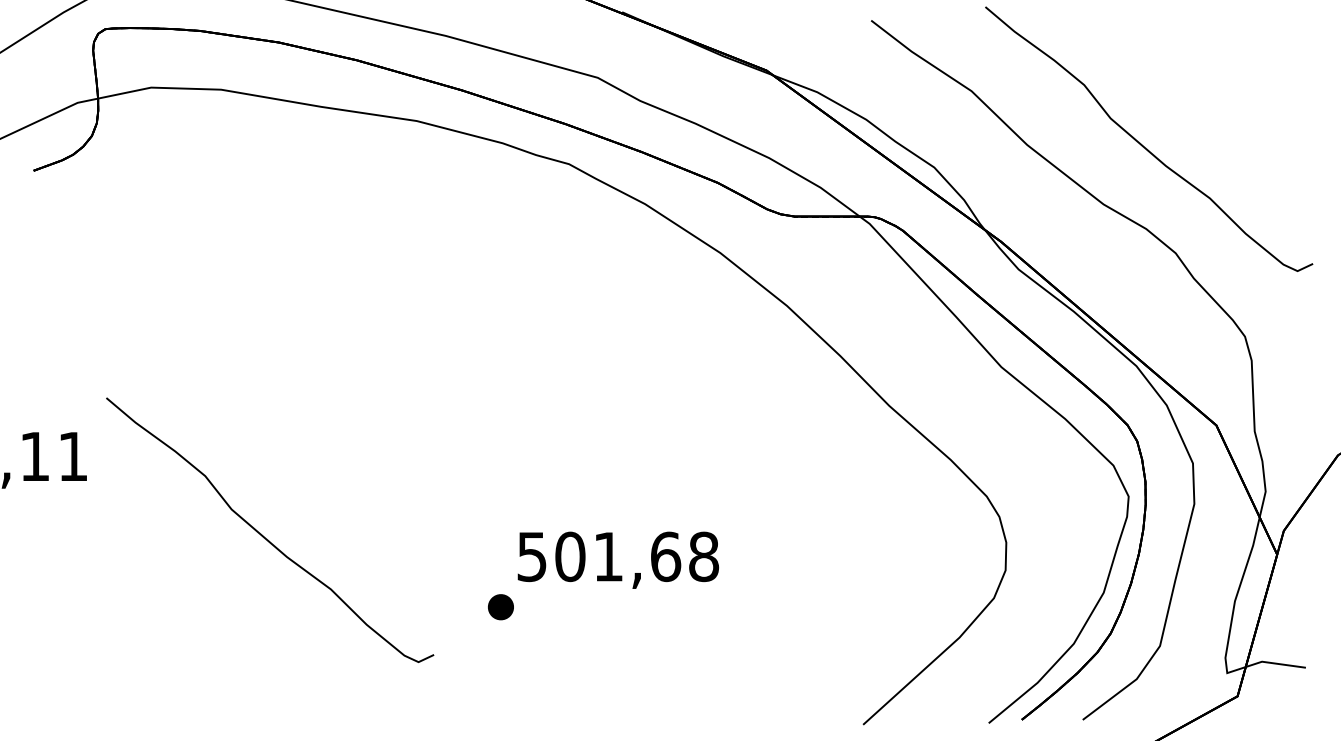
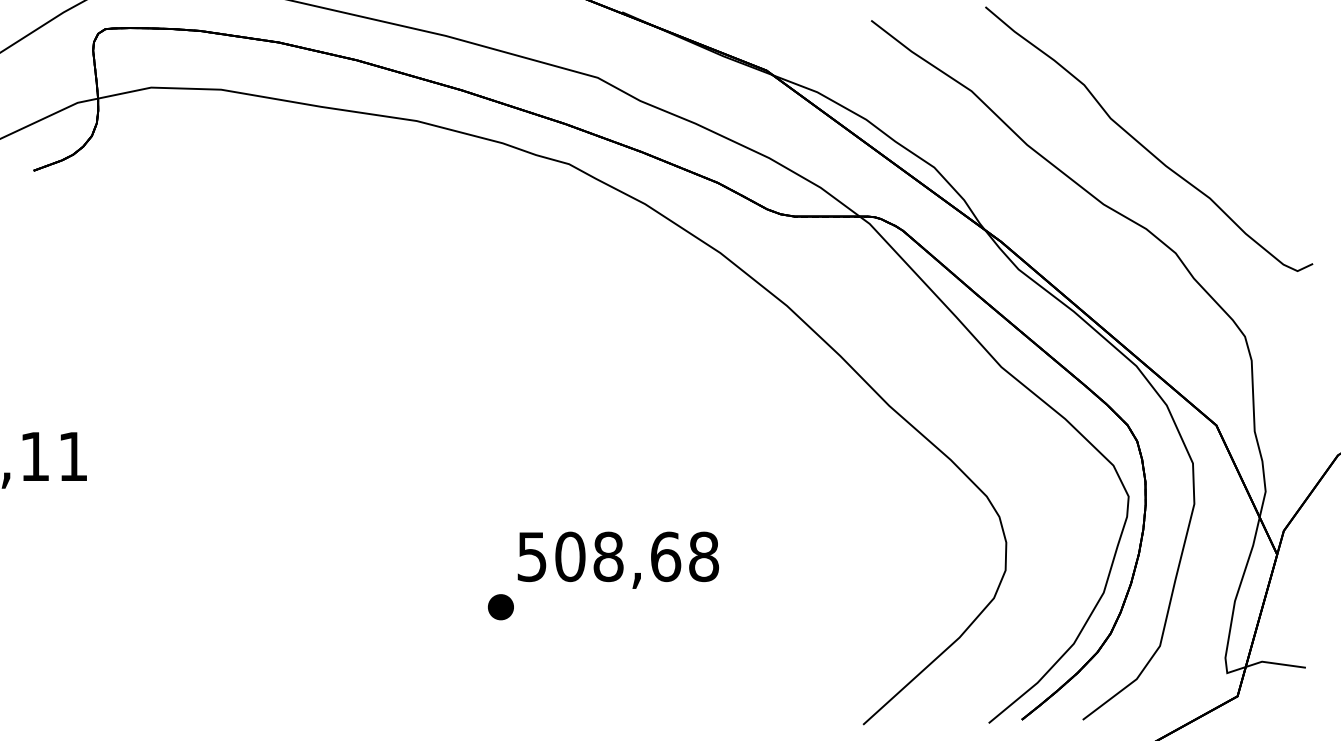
part: present -> none (263, 535)
text: 501,68 -> 508,68 (608, 556)
